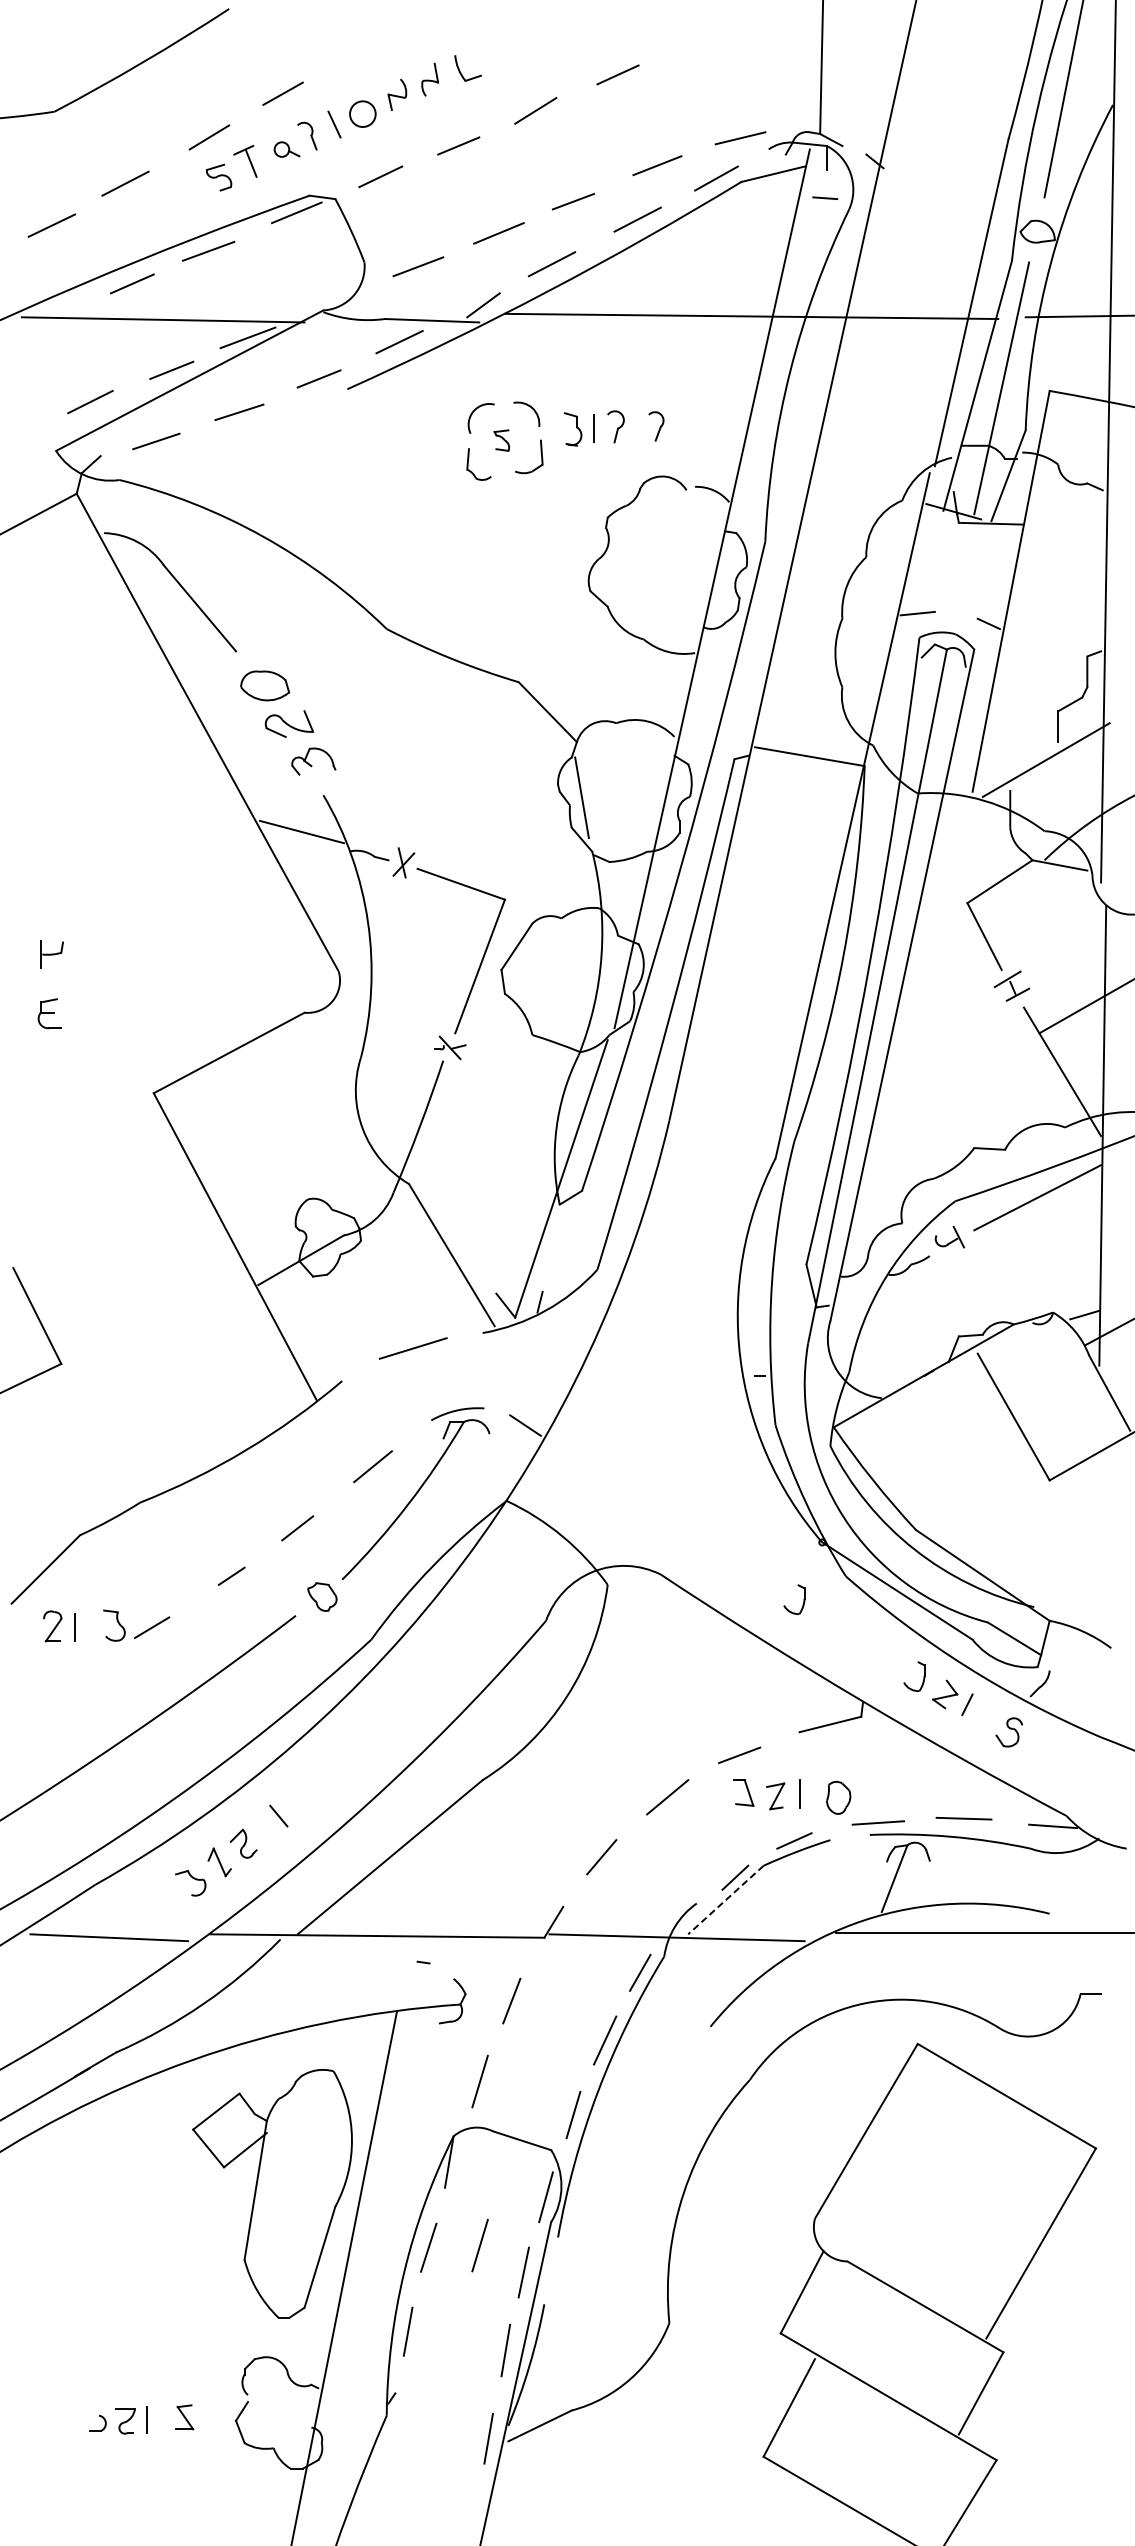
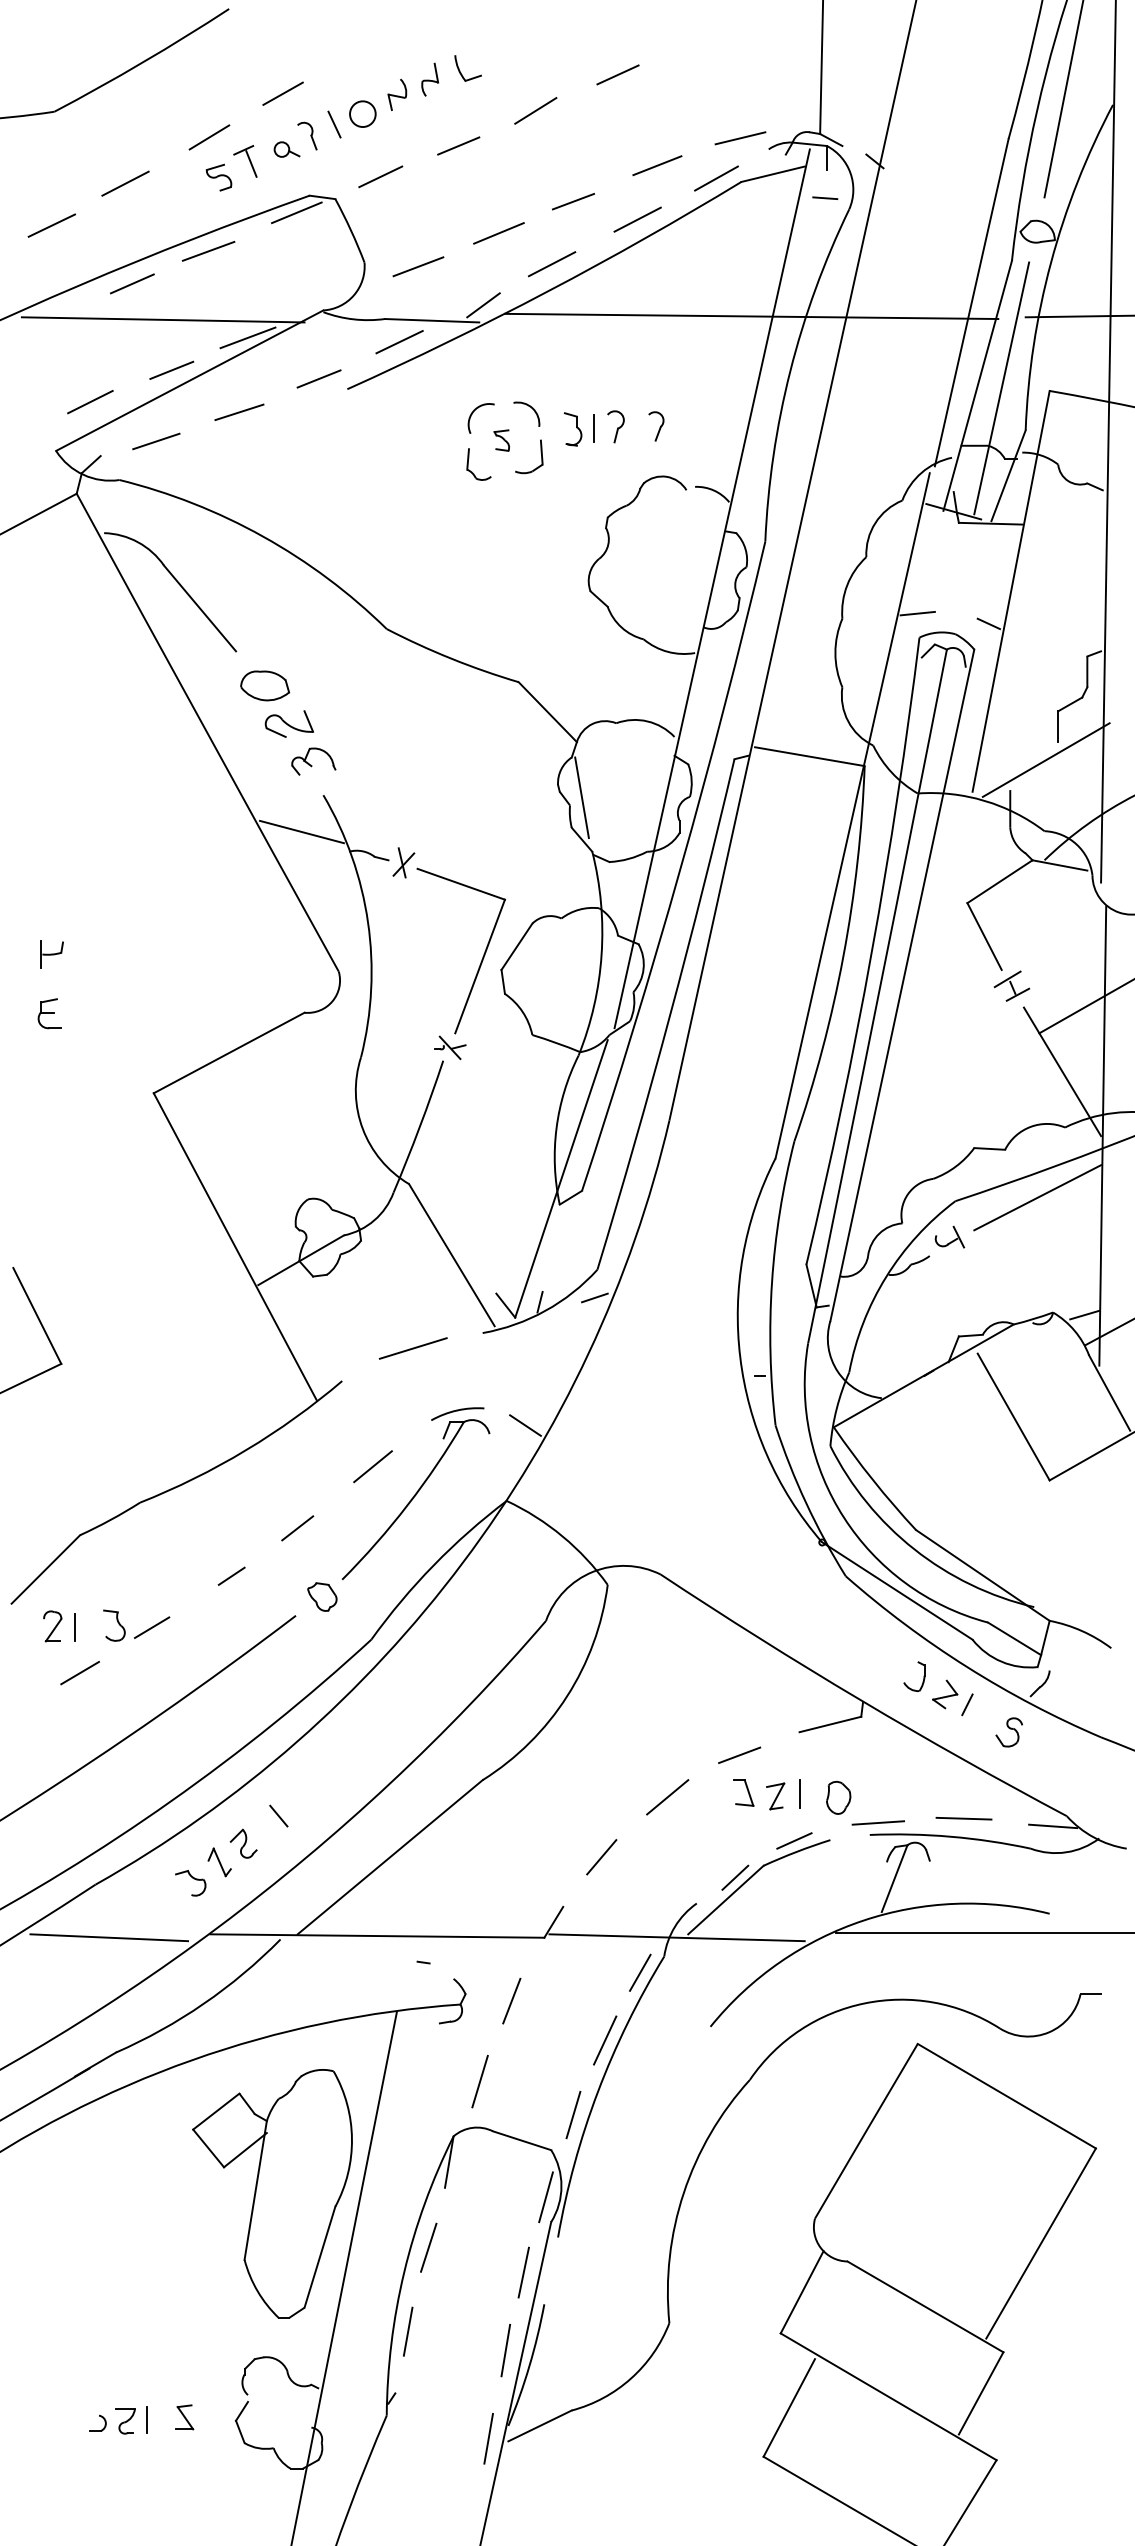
line: none -> present (594, 1297)
part: present -> none (803, 1599)
line: none -> present (79, 1672)
line: dashed -> solid (725, 1900)
line: present -> none (479, 2245)
